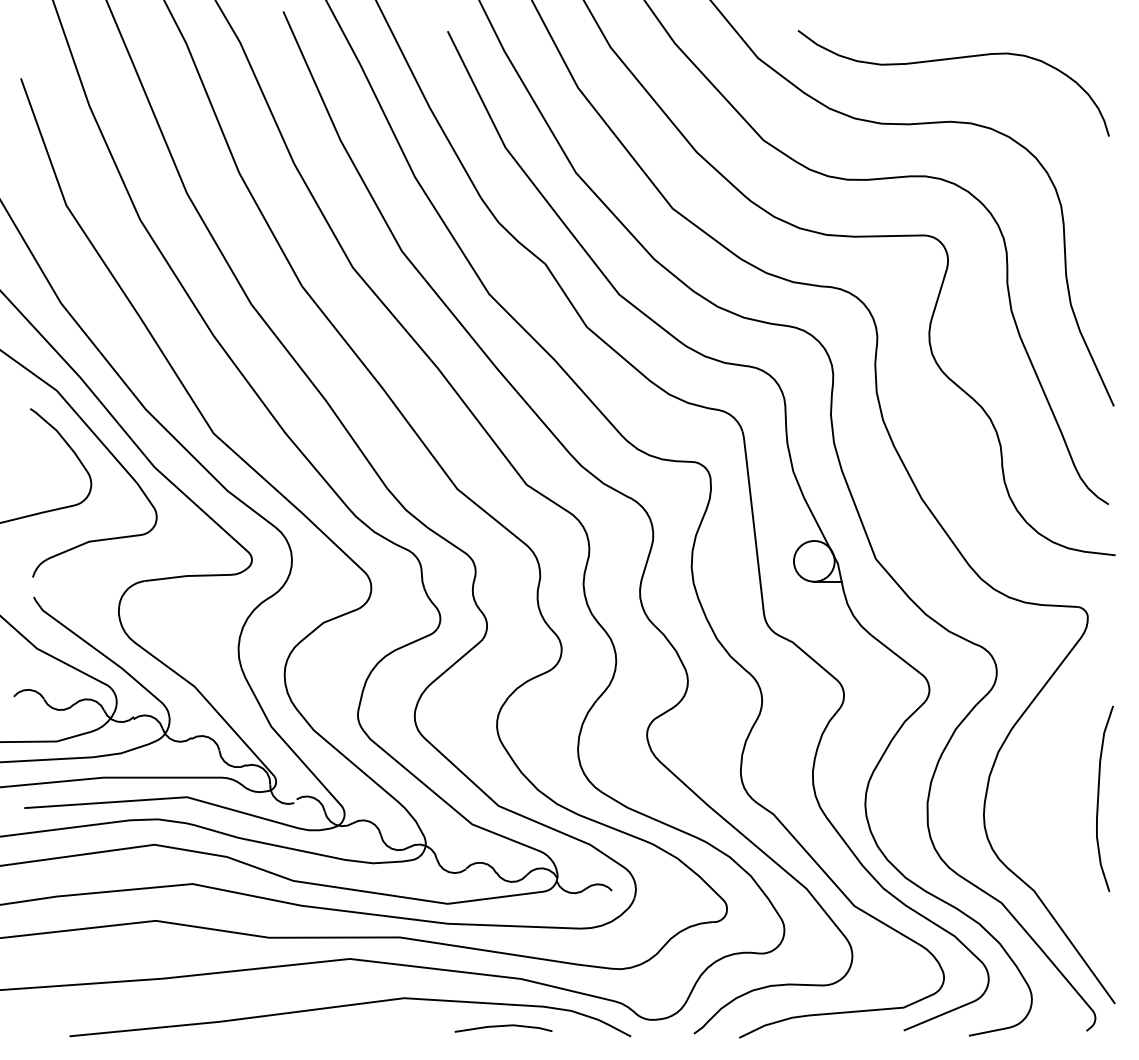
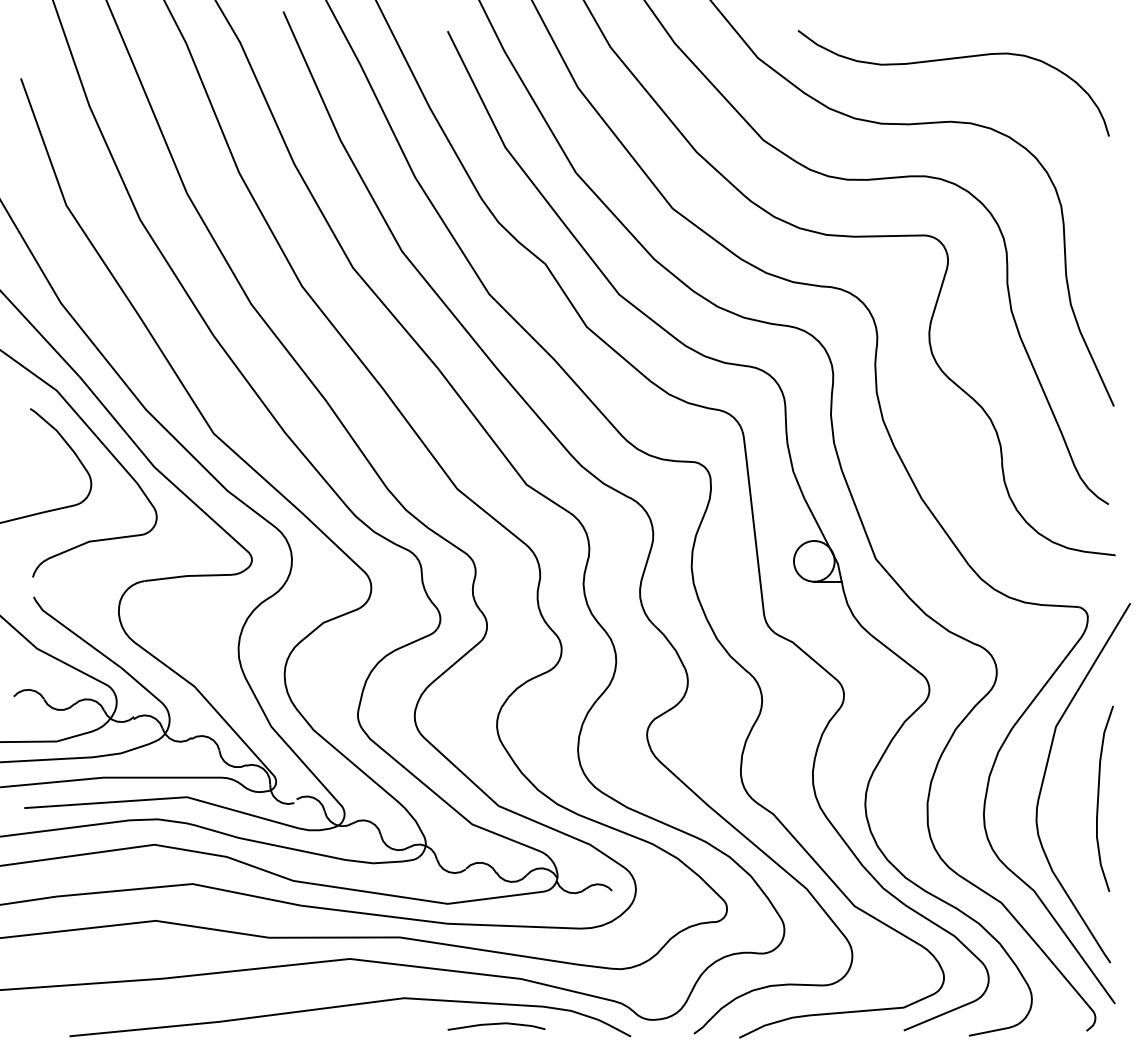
curve: none -> present (1045, 775)
line position: (503, 1026) -> (496, 1024) (496, 1024)
